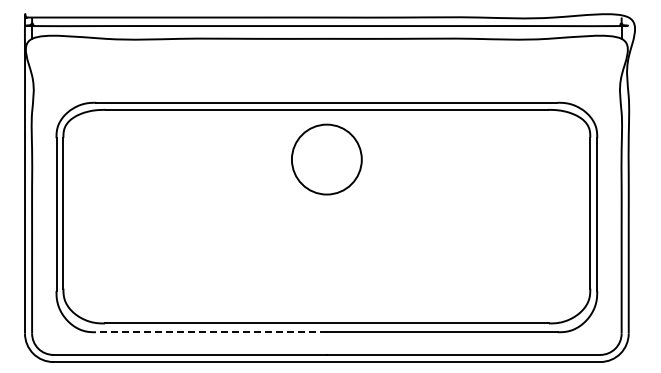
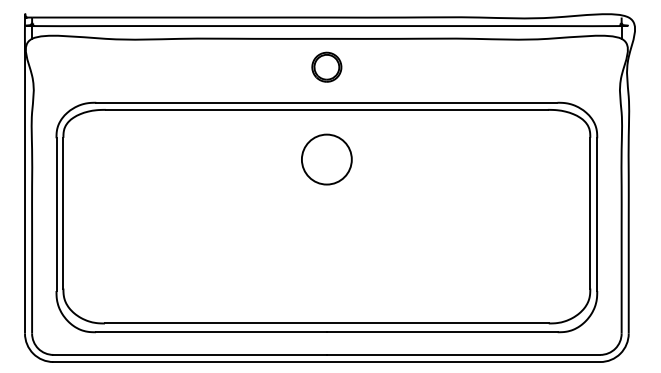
part: none -> present (326, 66)
circle diameter: 70 px -> 50 px (326, 159)
line: dashed -> solid (210, 332)
